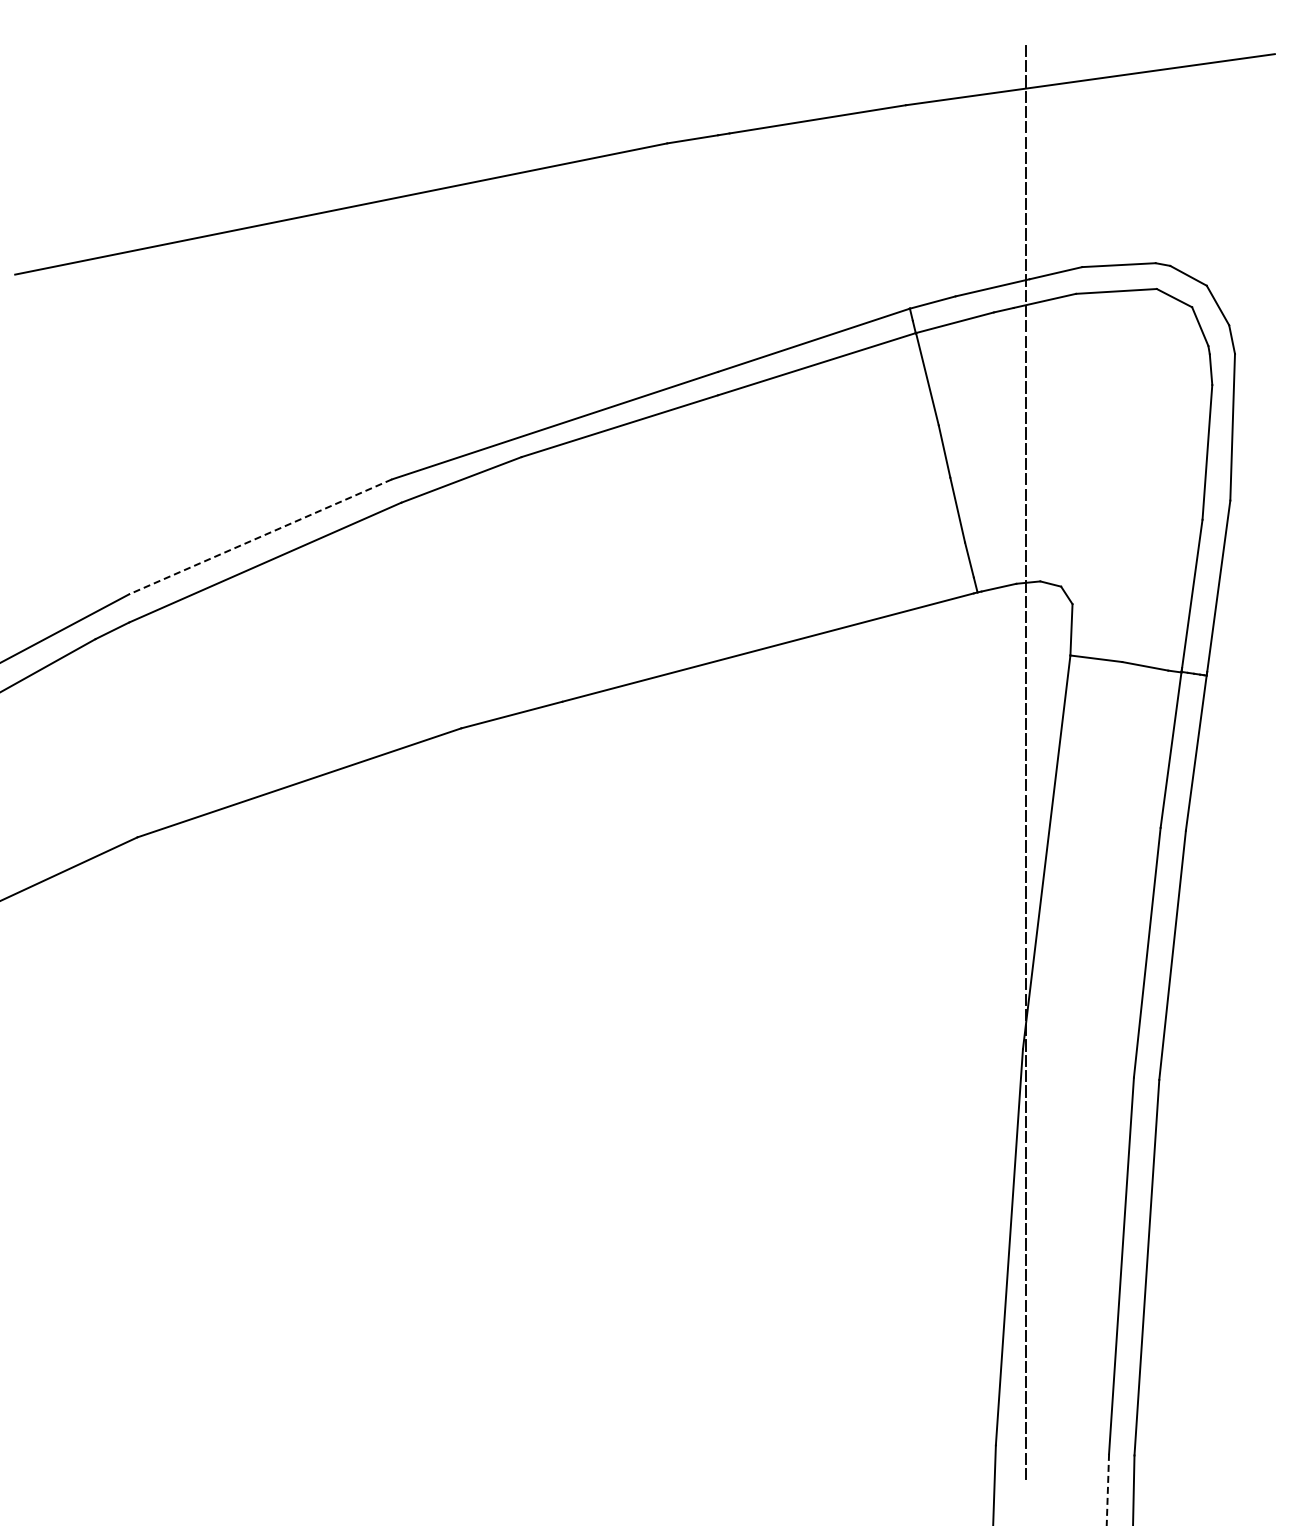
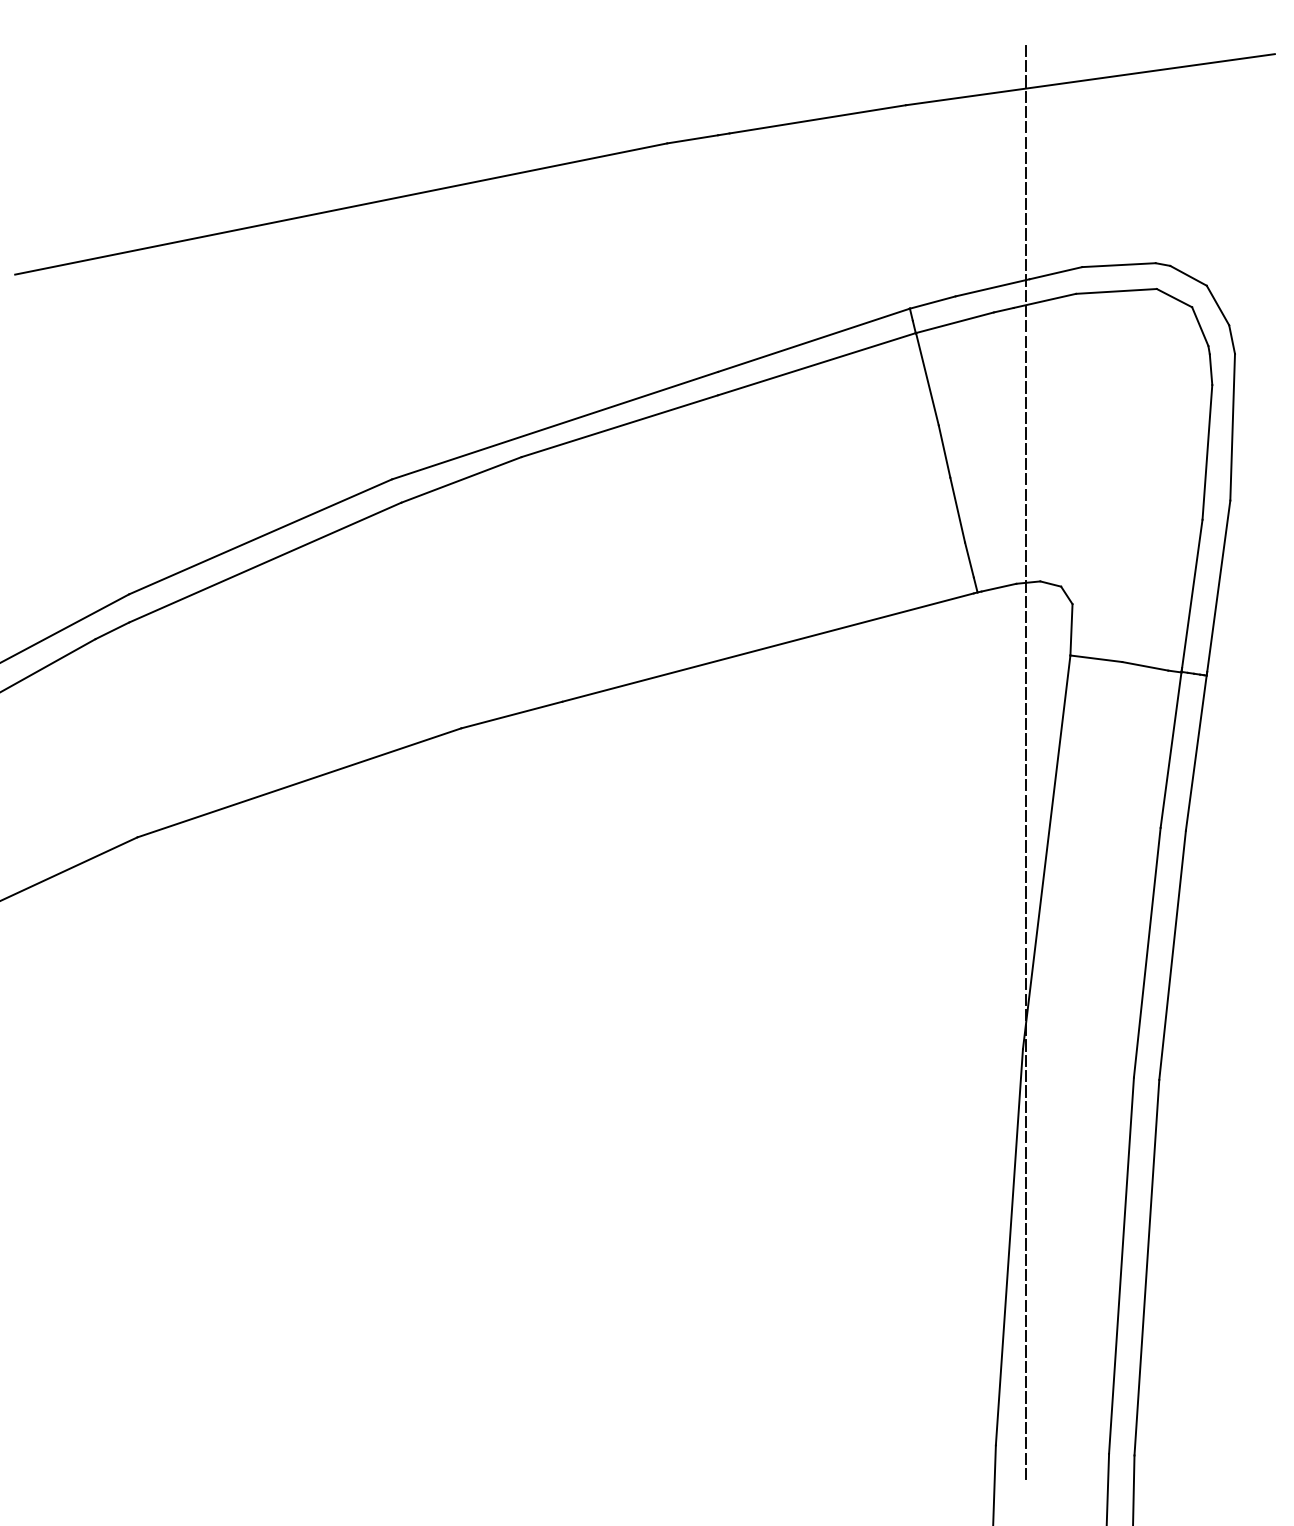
line: dashed -> solid (260, 537)
line: dashed -> solid (1107, 1489)
